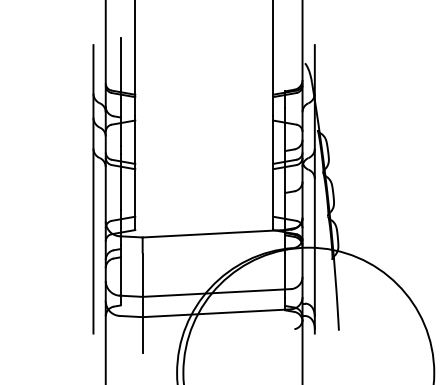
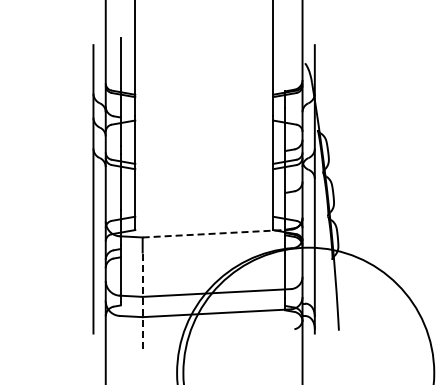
line: solid -> dashed (217, 233)
line: solid -> dashed (142, 303)
